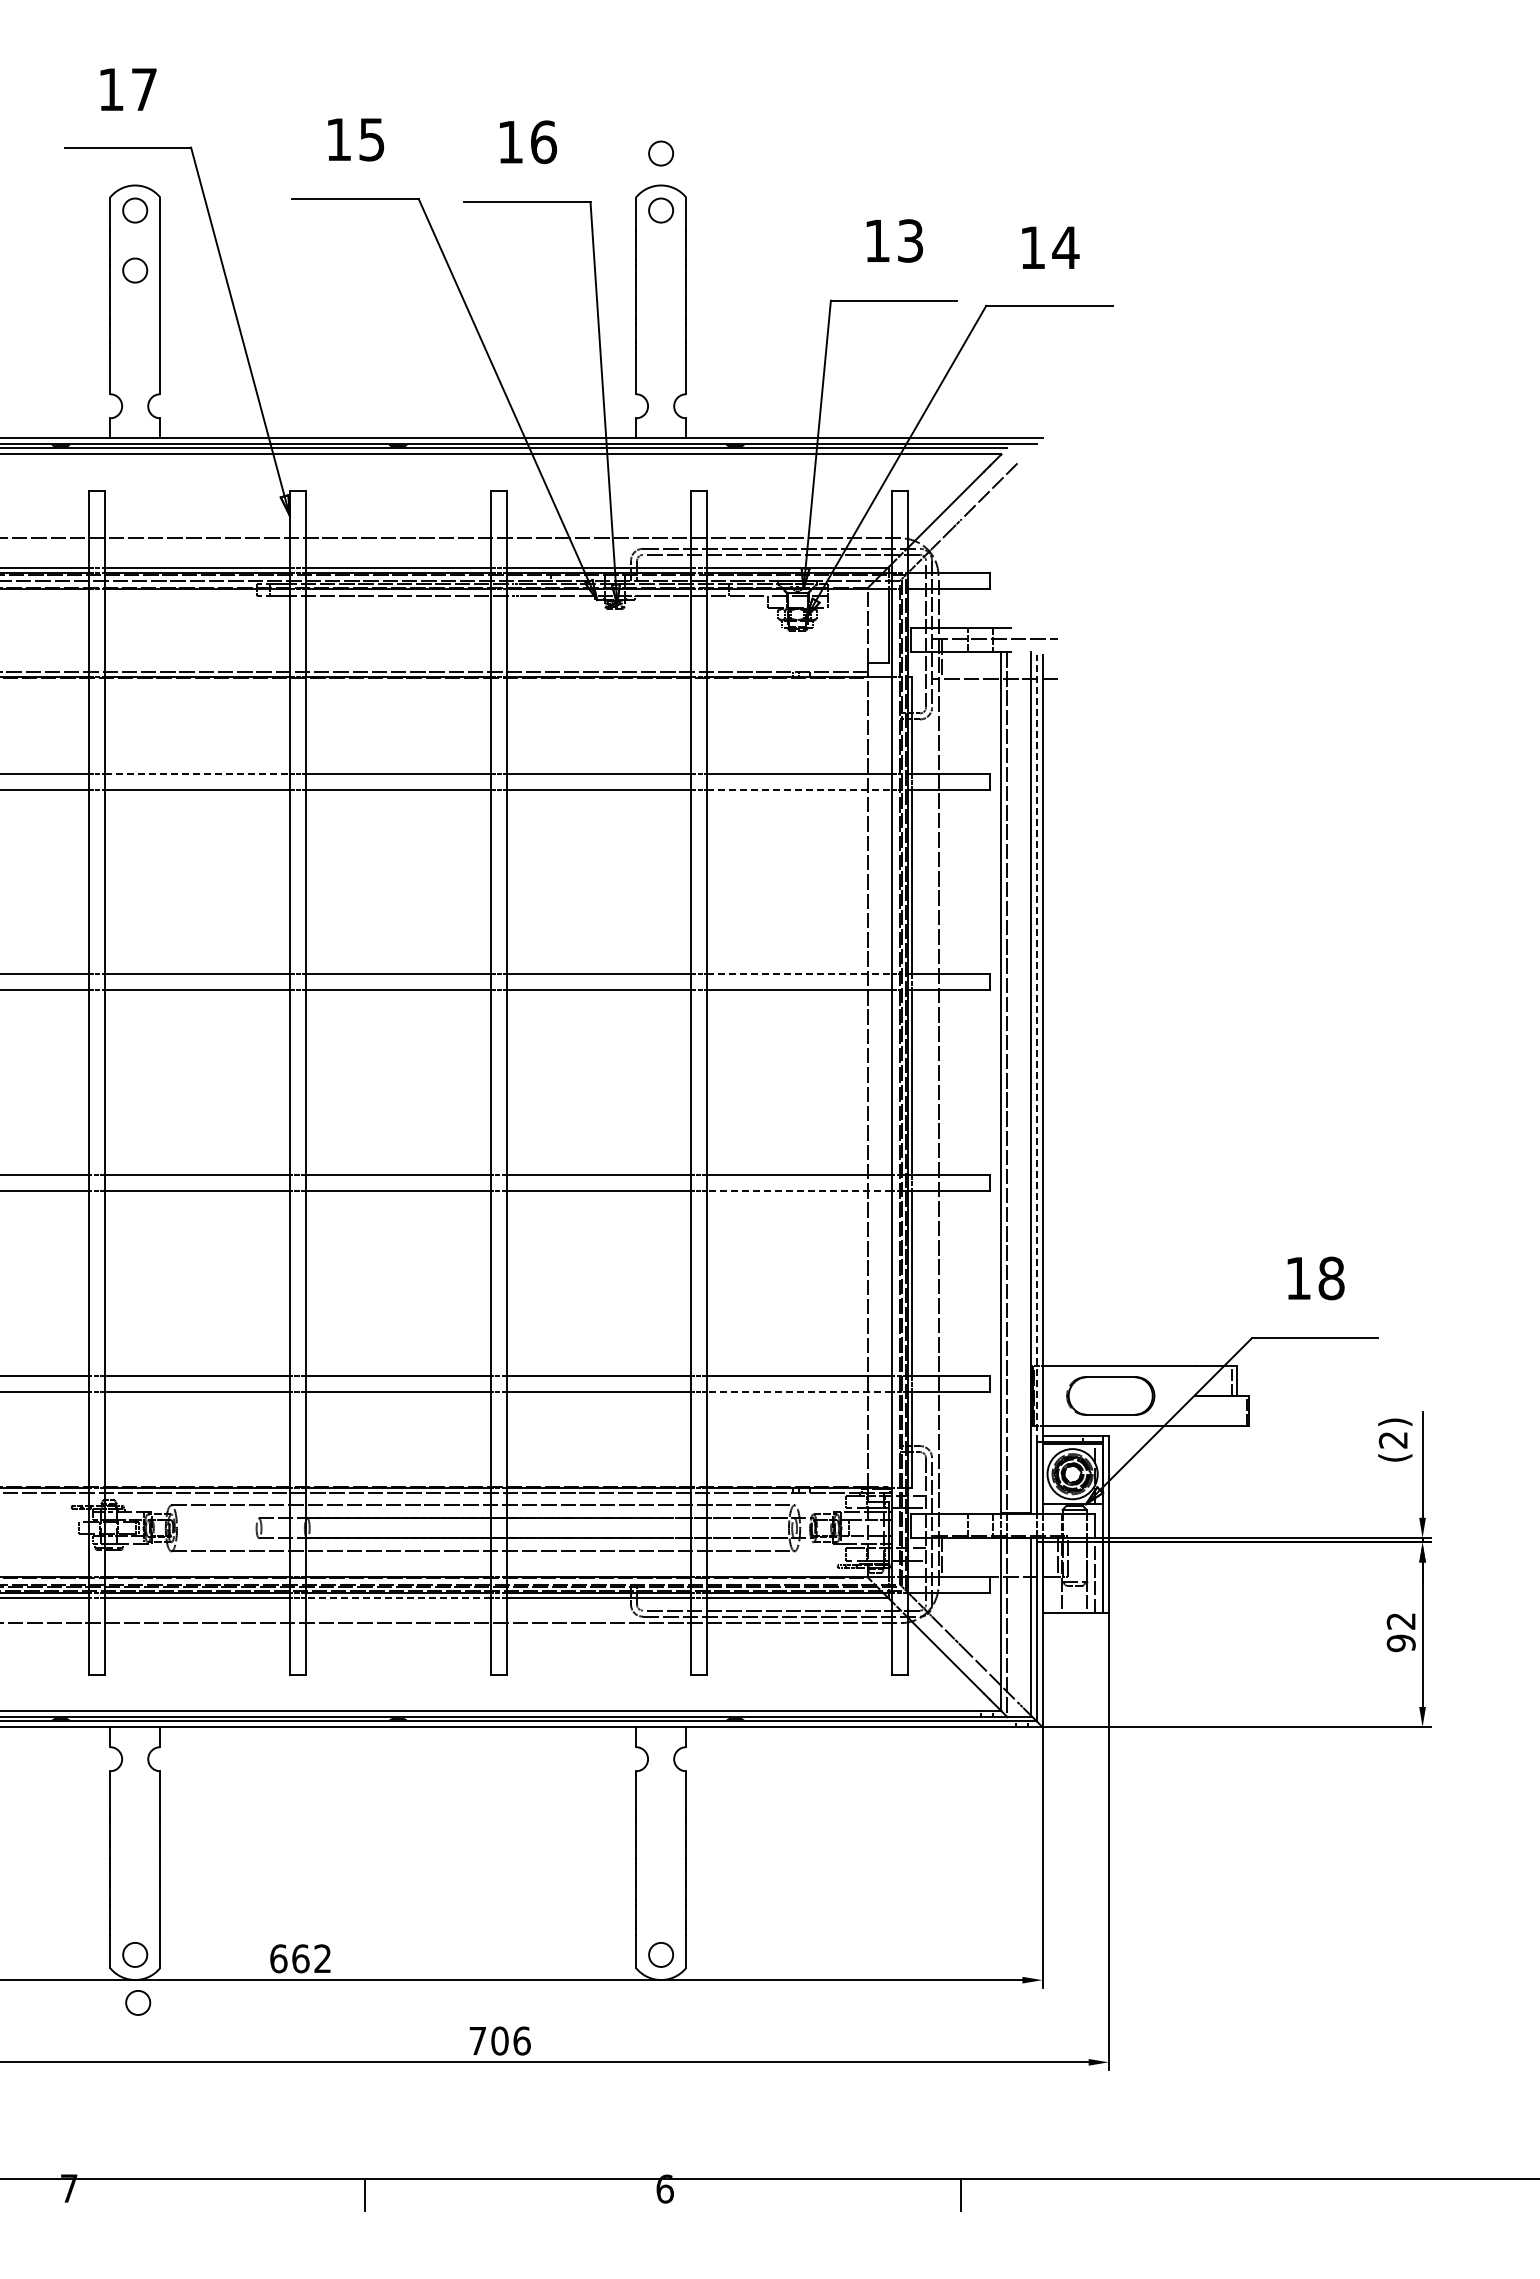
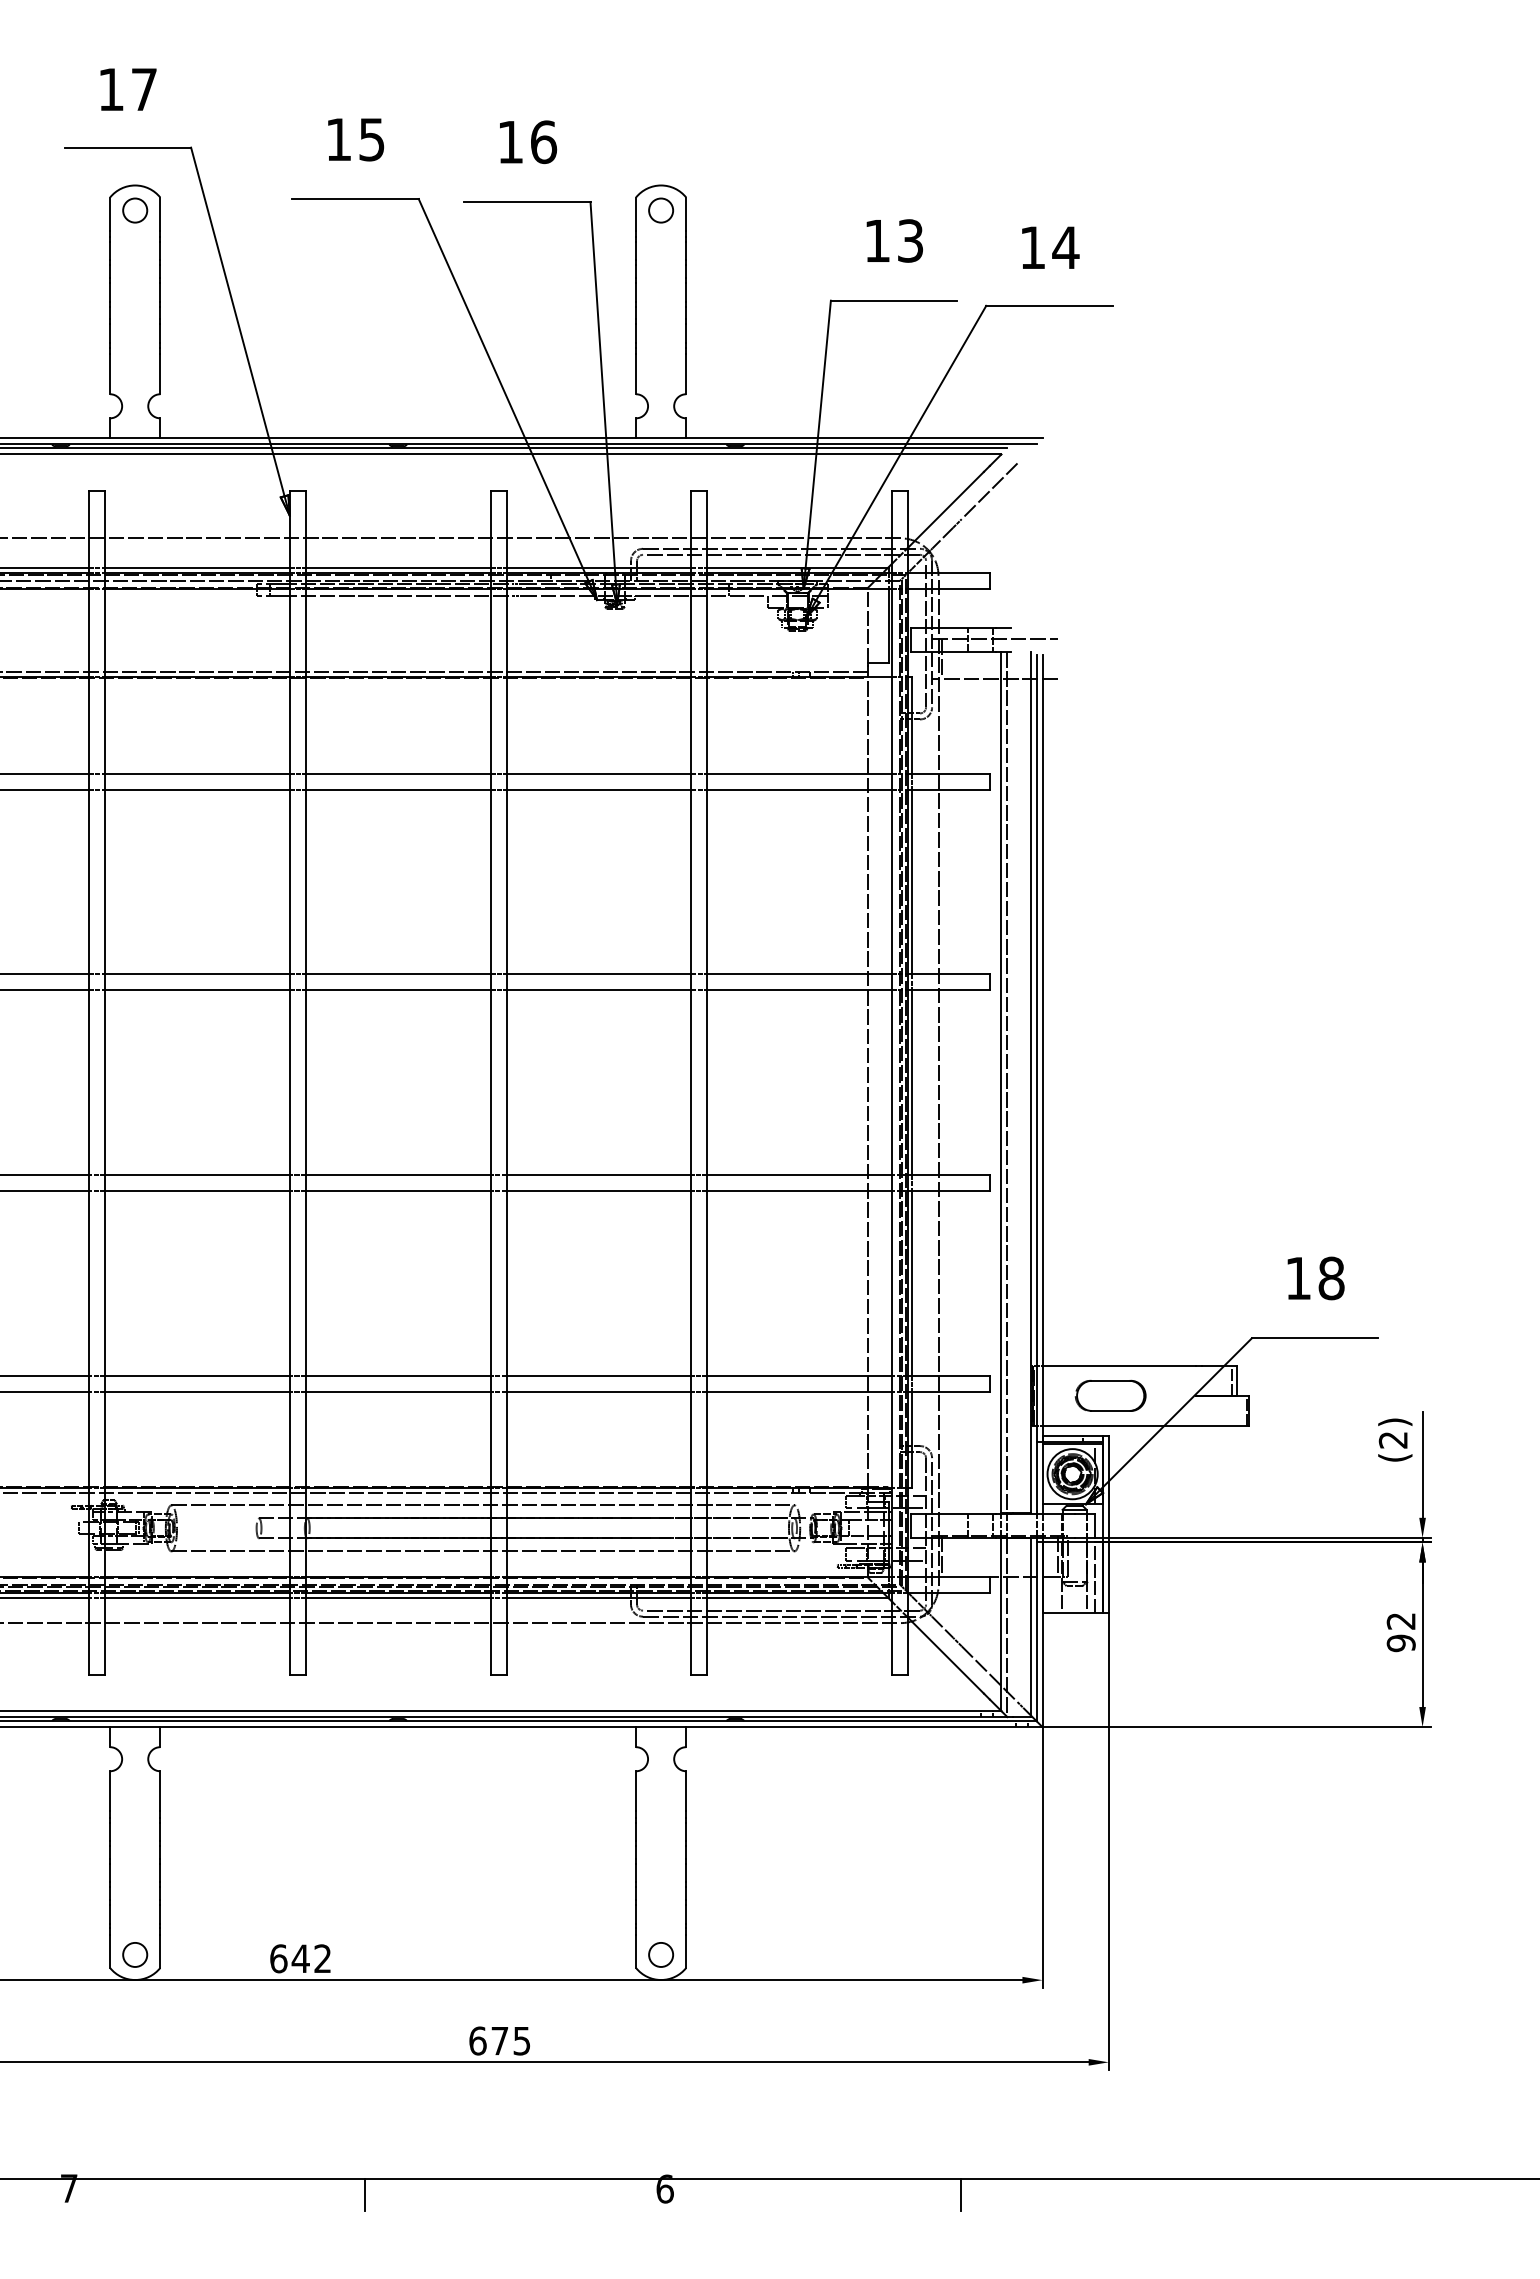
circle: present -> none (661, 153)
circle: present -> none (135, 270)
line: dashed -> solid (197, 773)
line: dashed -> solid (800, 789)
line: dashed -> solid (800, 974)
line: dashed -> solid (1036, 1048)
line: dashed -> solid (799, 1191)
line: dashed -> solid (799, 1391)
part size: 90x40 px -> 73x33 px (1110, 1395)
line: dashed -> solid (397, 1597)
text: 662 -> 642 (300, 1958)
circle: present -> none (138, 2002)
text: 706 -> 675 (499, 2040)
